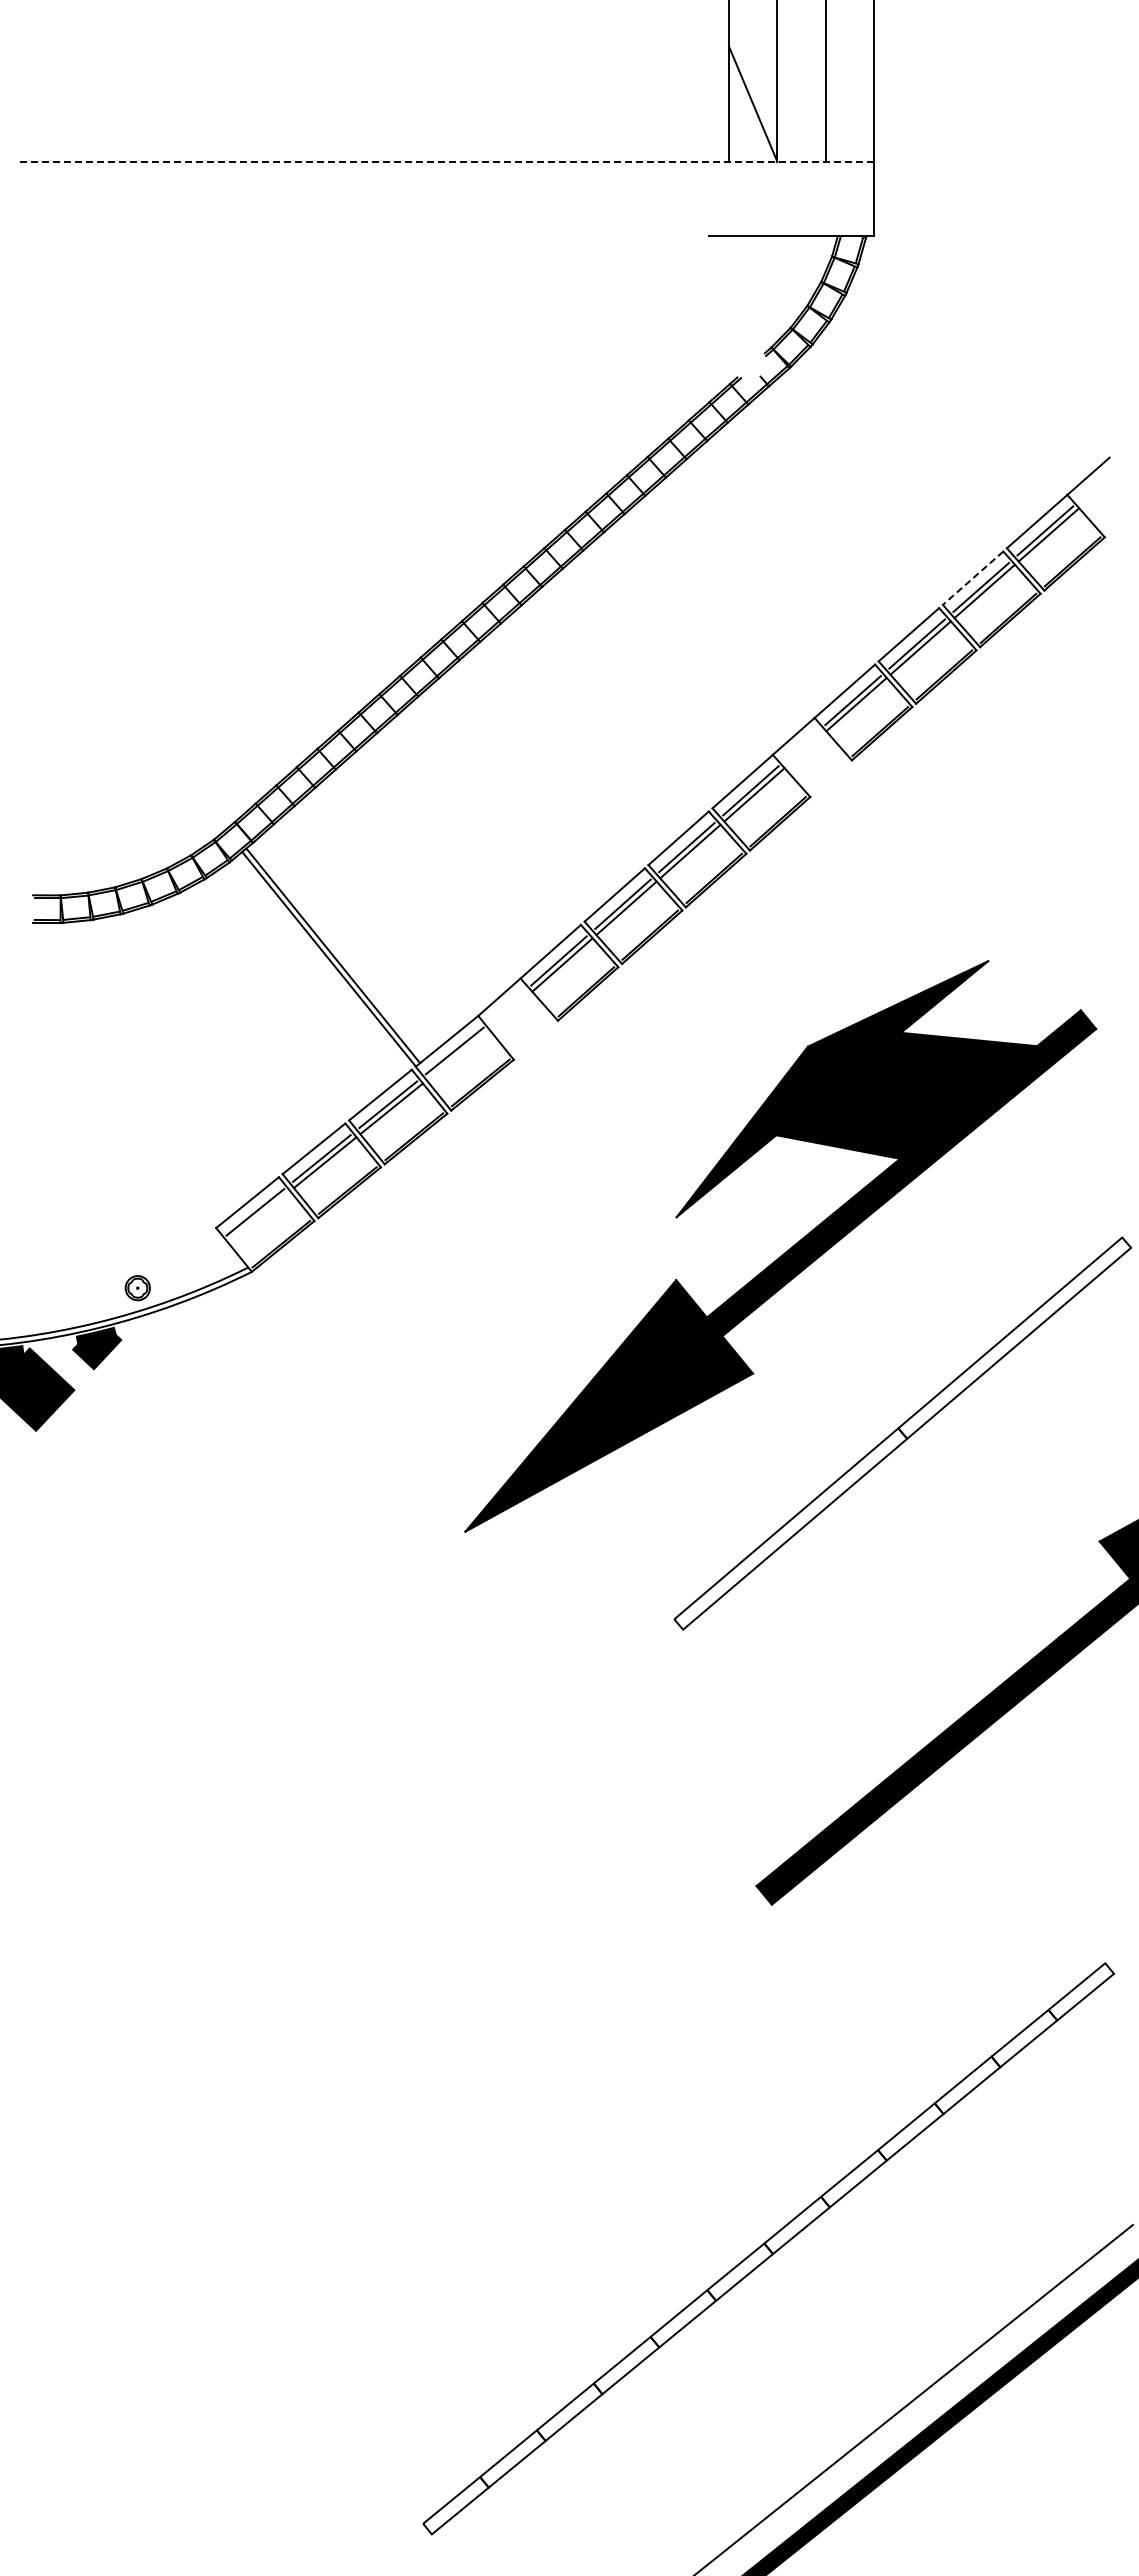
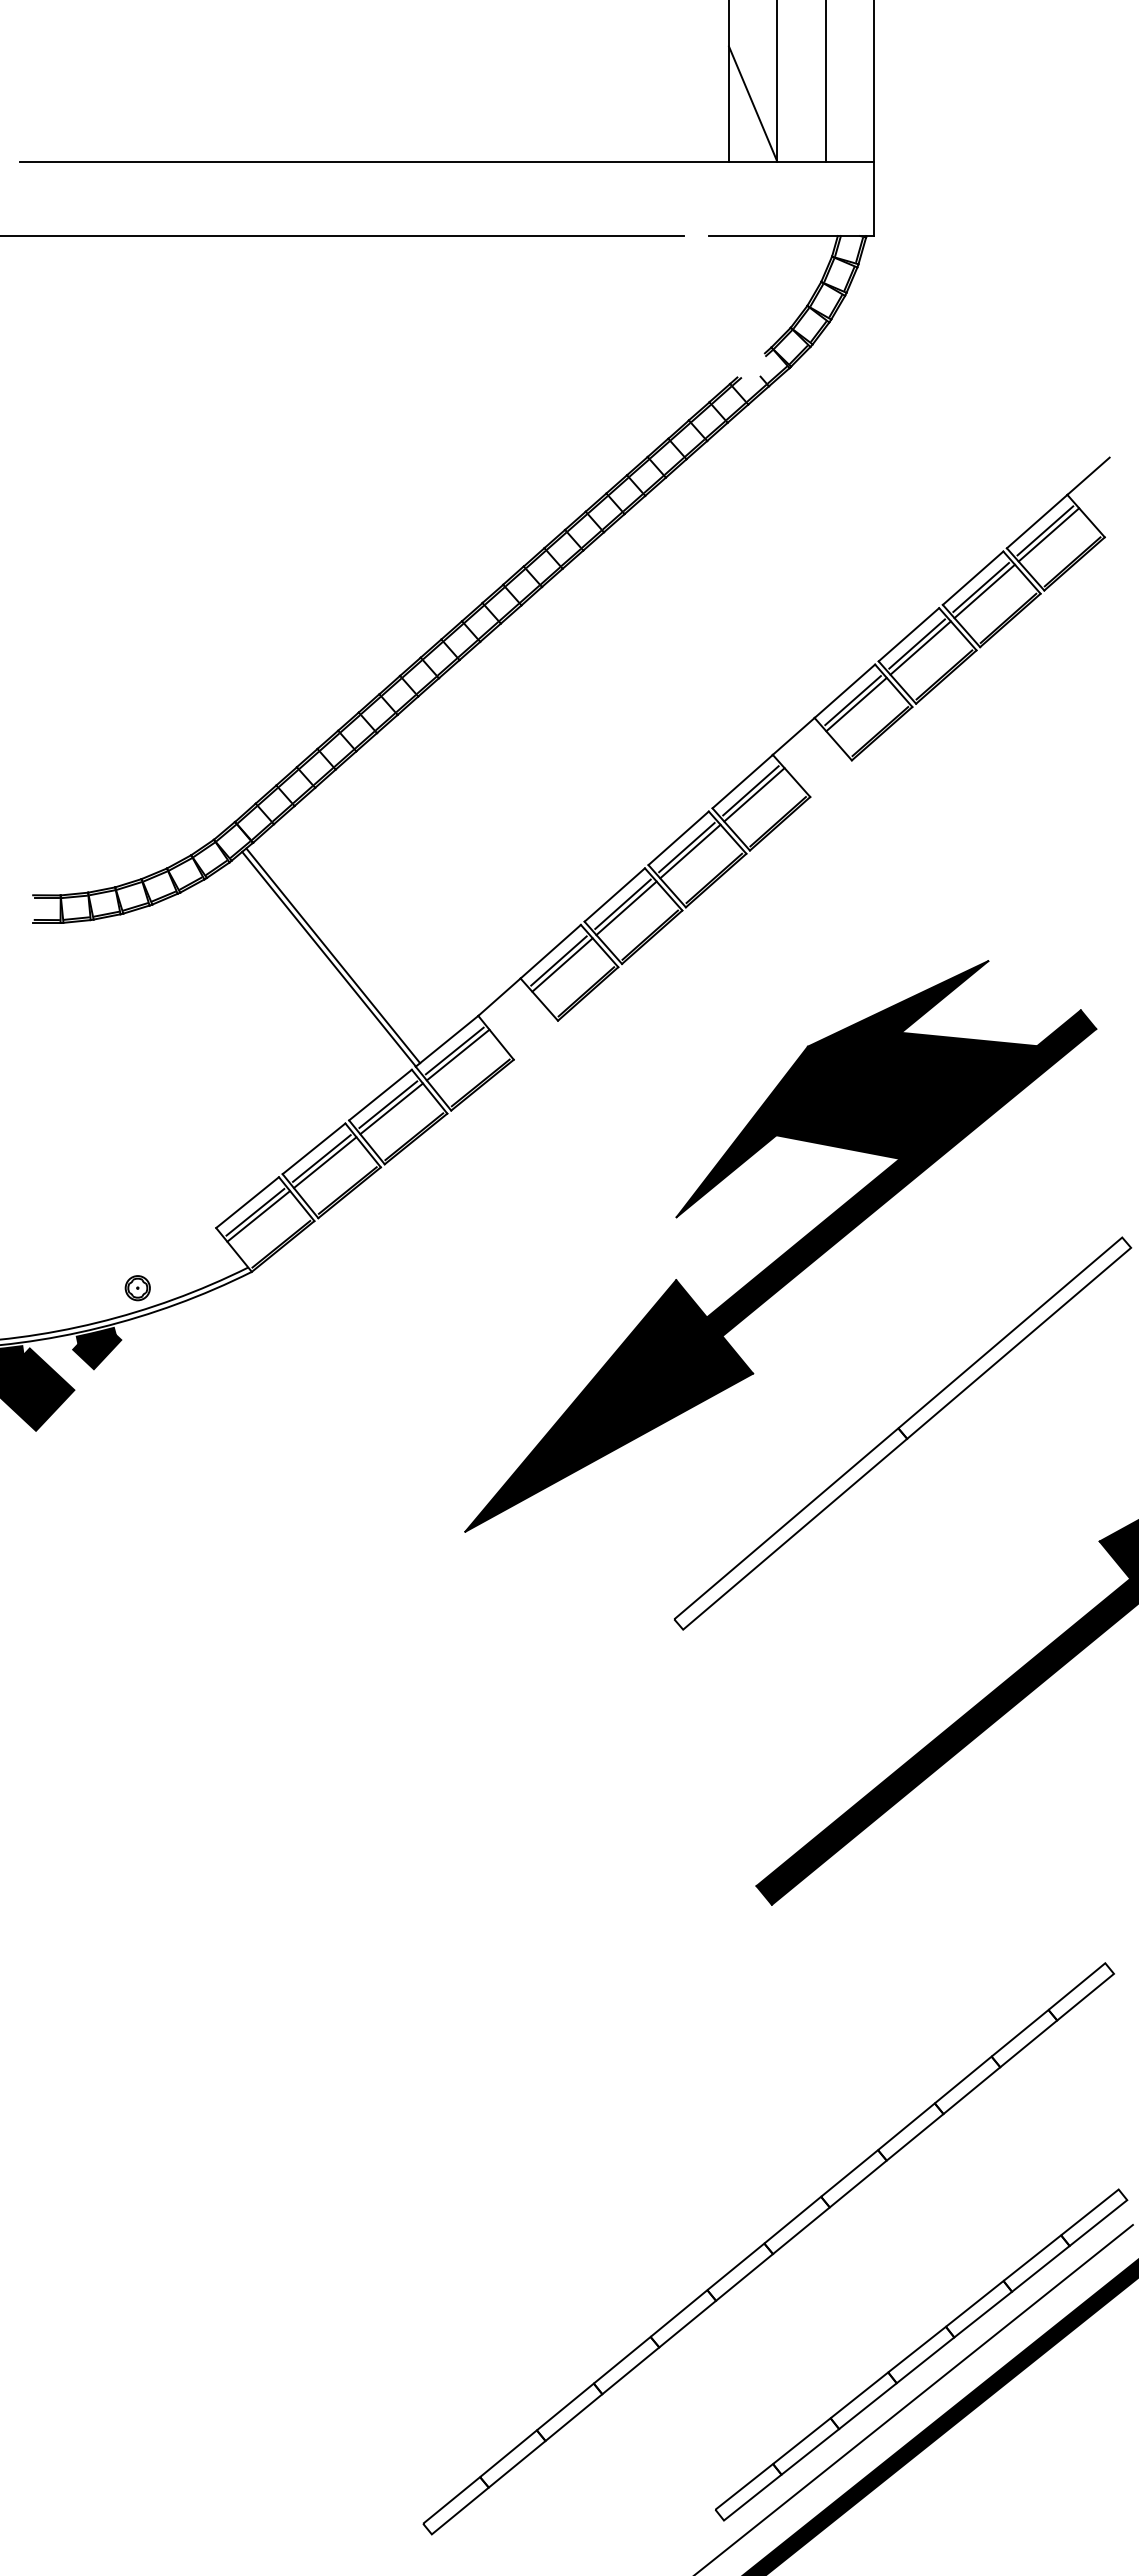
line: dashed -> solid (447, 161)
line: none -> present (342, 236)
line: dashed -> solid (972, 578)
line: none -> present (457, 1054)
line: none -> present (258, 1216)
part: none -> present (921, 2354)
